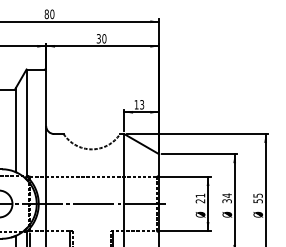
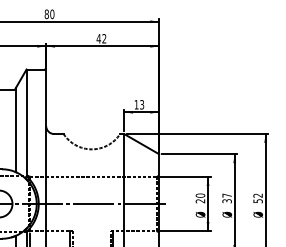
text: 30 -> 42 (101, 38)
text: 21 -> 20 (200, 195)
text: 34 -> 37 (226, 195)
text: 55 -> 52 (257, 195)
